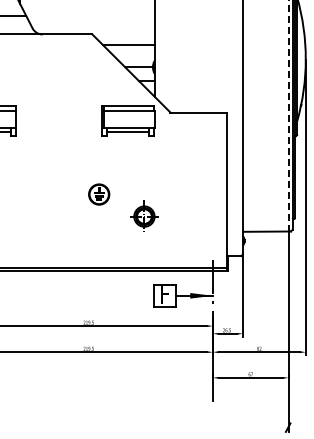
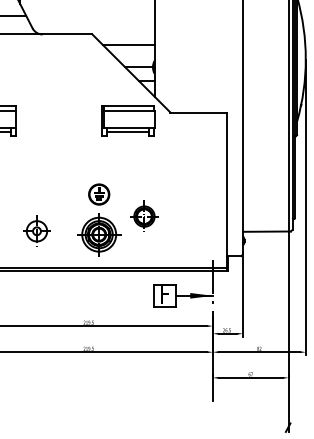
line: dashed -> solid (288, 115)
part: none -> present (36, 230)
part: none -> present (99, 234)
